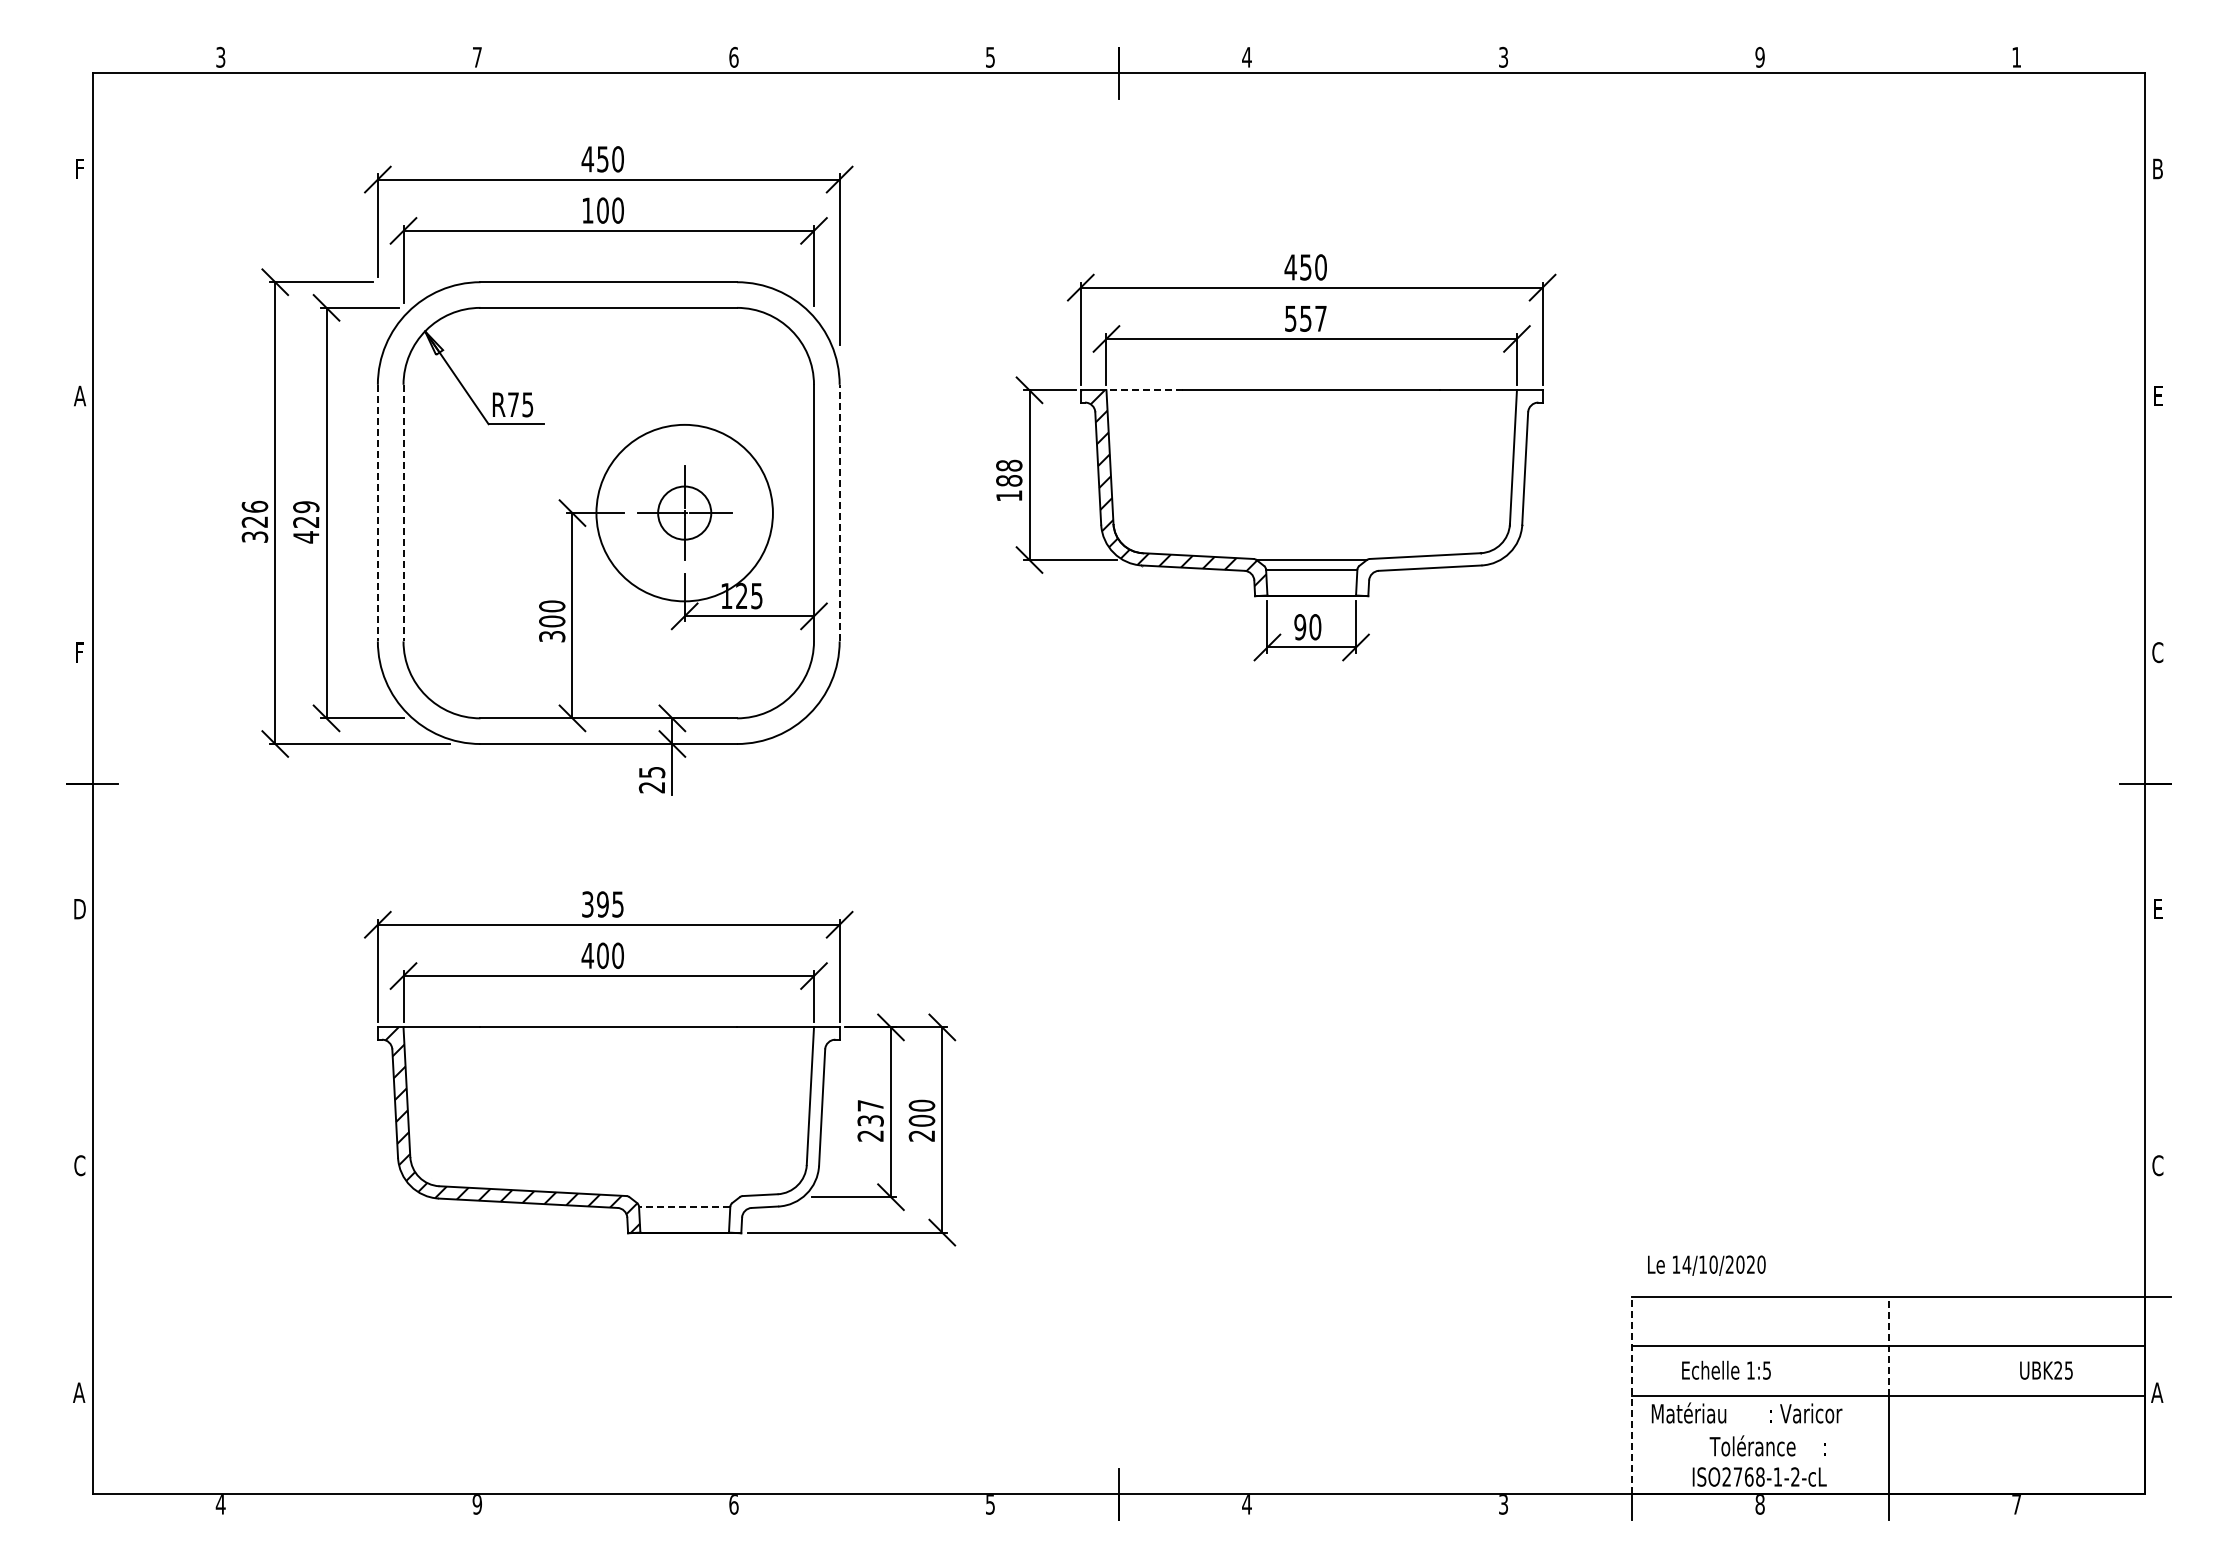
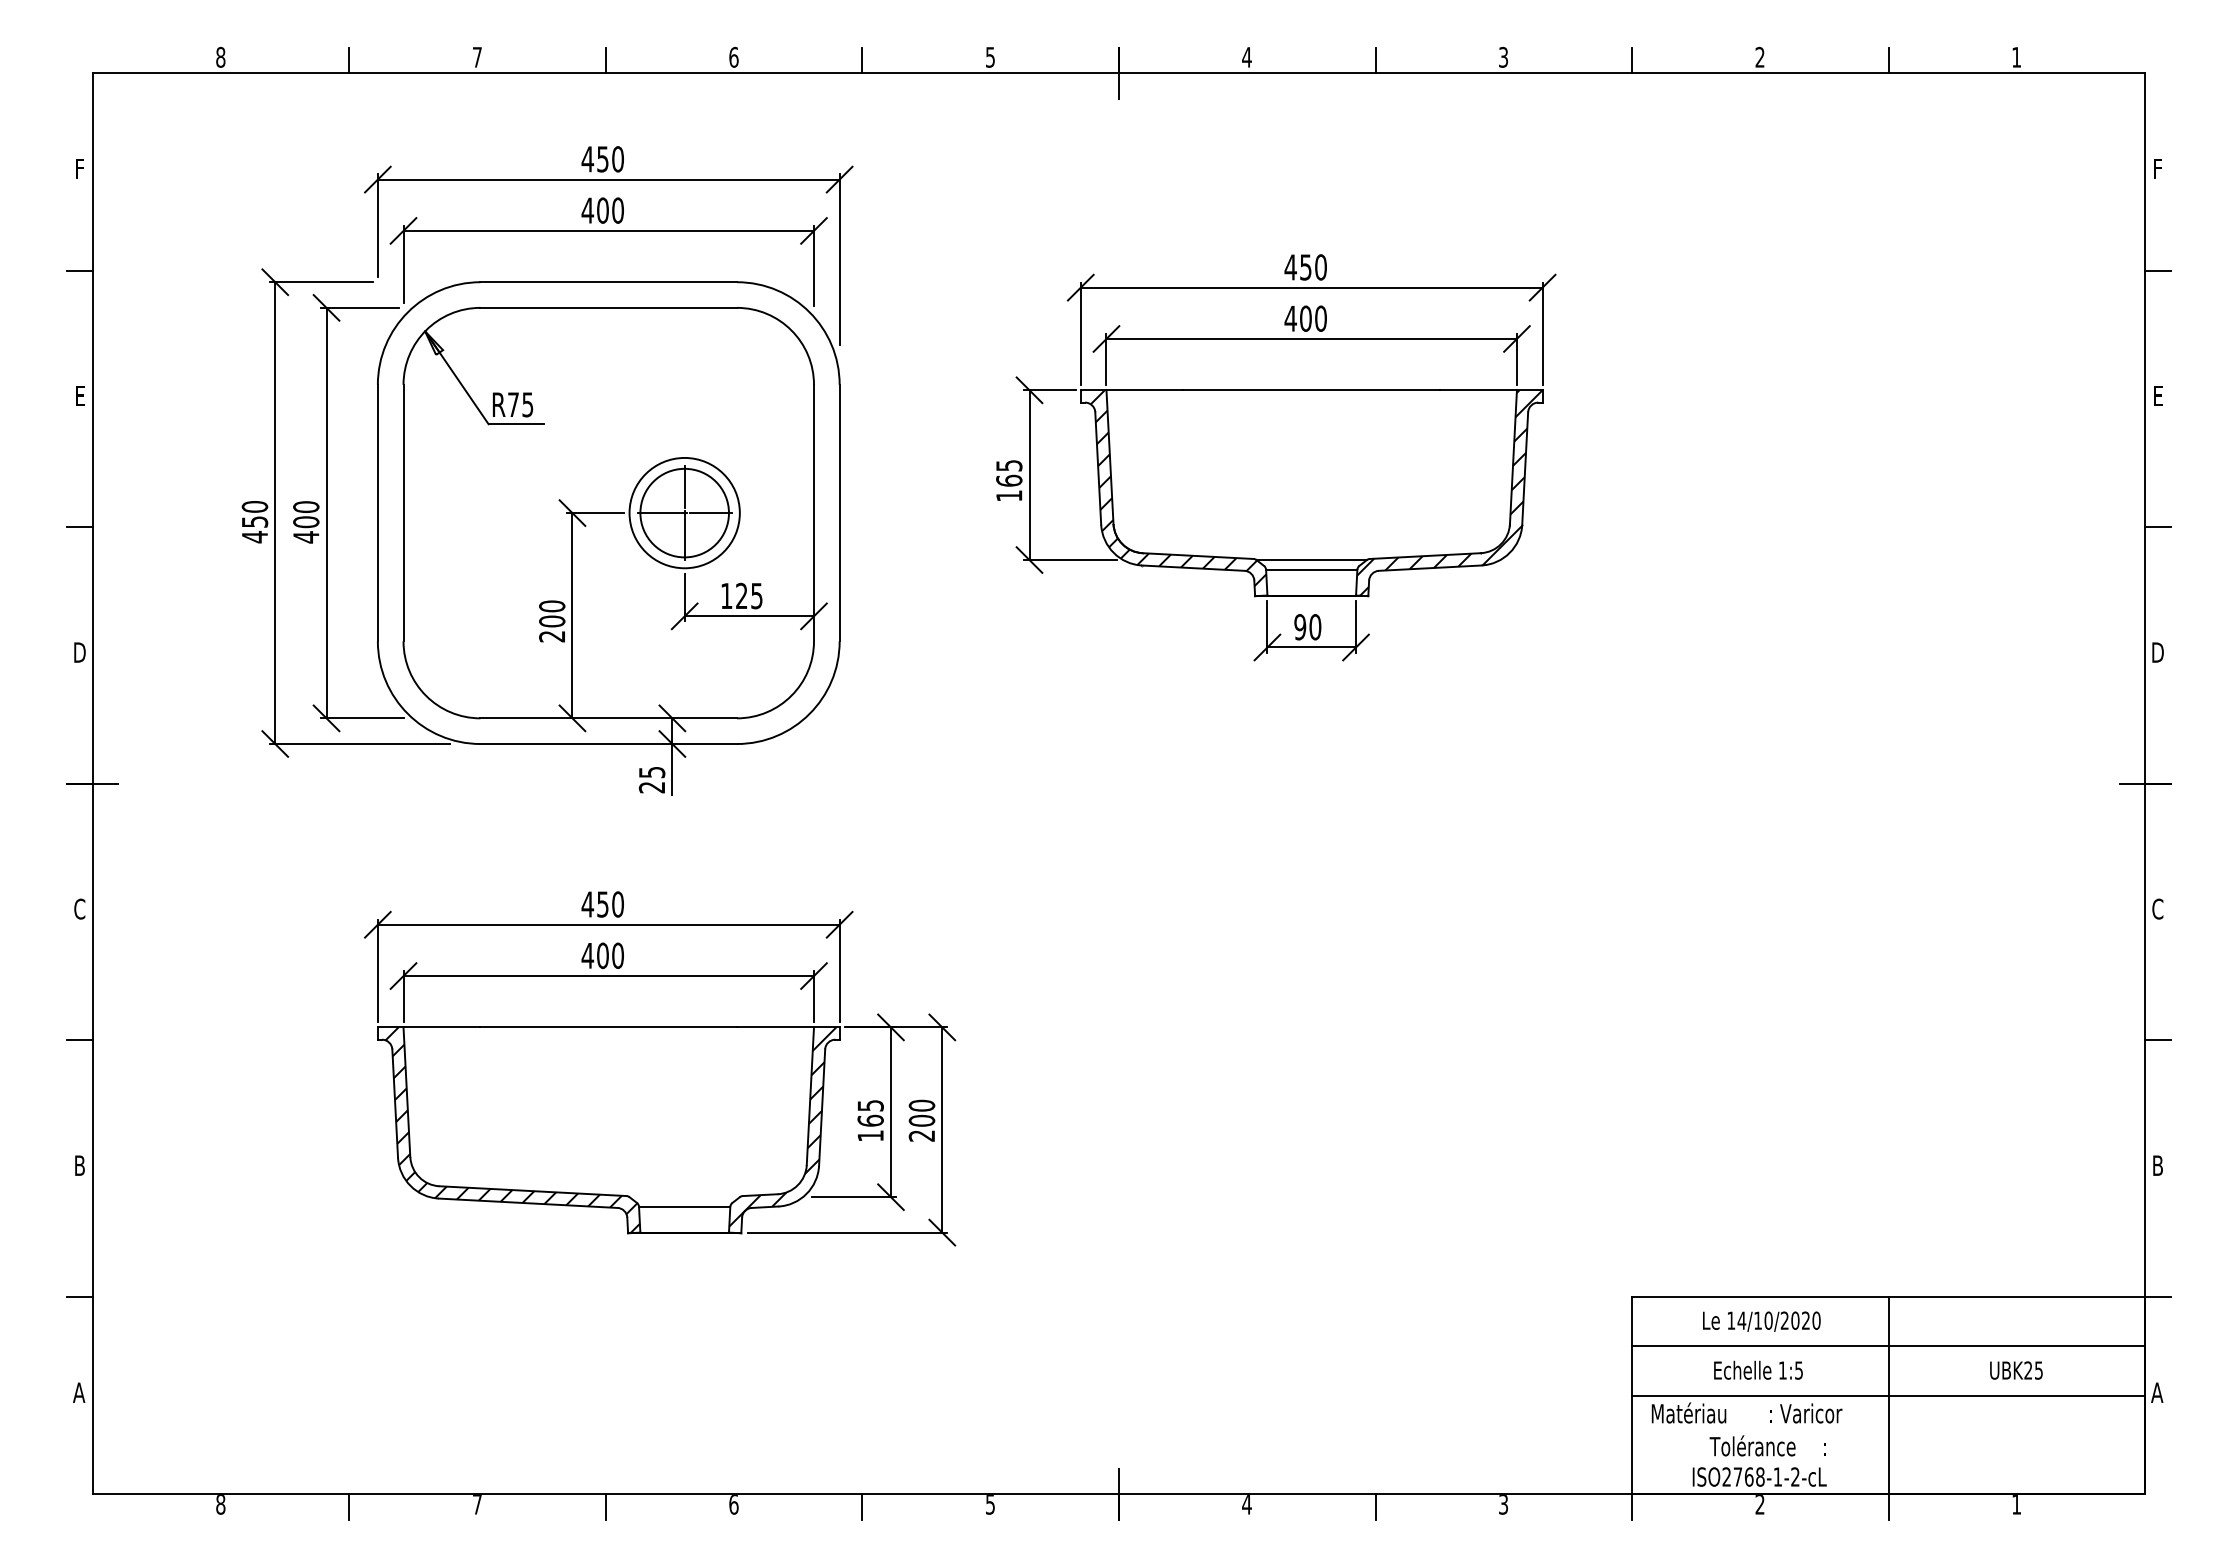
text: 3 -> 8 (220, 57)
text: 9 -> 2 (1759, 57)
line: none -> present (349, 60)
line: none -> present (605, 60)
line: none -> present (862, 60)
line: none -> present (1375, 60)
line: none -> present (1632, 60)
line: none -> present (1888, 60)
text: B -> F (2157, 168)
text: 100 -> 400 (587, 210)
line: none -> present (79, 270)
line: none -> present (2157, 270)
text: 557 -> 400 (1305, 318)
line: dashed -> solid (1144, 390)
text: A -> E (79, 395)
text: 188 -> 165 (1009, 472)
hatch: none -> present (1449, 492)
circle diameter: 177 px -> 110 px (684, 512)
circle diameter: 53 px -> 89 px (684, 512)
line: dashed -> solid (839, 512)
line: dashed -> solid (377, 513)
line: dashed -> solid (403, 513)
text: 429 -> 400 (306, 514)
text: 326 -> 450 (254, 521)
line: none -> present (79, 527)
line: none -> present (2157, 527)
text: 300 -> 200 (552, 636)
text: F -> D (79, 652)
text: C -> D (2157, 652)
text: 395 -> 450 (602, 904)
text: D -> C (79, 908)
text: E -> C (2157, 908)
line: none -> present (79, 1040)
line: none -> present (2157, 1040)
text: 237 -> 165 (870, 1120)
hatch: none -> present (782, 1126)
text: C -> B (79, 1165)
text: C -> B (2157, 1165)
line: dashed -> solid (684, 1206)
text position: (1706, 1265) -> (1761, 1321) (1761, 1321)
line: none -> present (79, 1296)
line: dashed -> solid (1888, 1345)
text position: (1726, 1369) -> (1758, 1369) (1758, 1369)
text position: (2046, 1370) -> (2016, 1370) (2016, 1370)
line: dashed -> solid (1632, 1395)
text: 4 -> 8 (220, 1504)
text: 9 -> 7 (476, 1504)
text: 8 -> 2 (1759, 1504)
text: 7 -> 1 (2016, 1504)
line: none -> present (349, 1507)
line: none -> present (605, 1507)
line: none -> present (862, 1507)
line: none -> present (1375, 1507)
